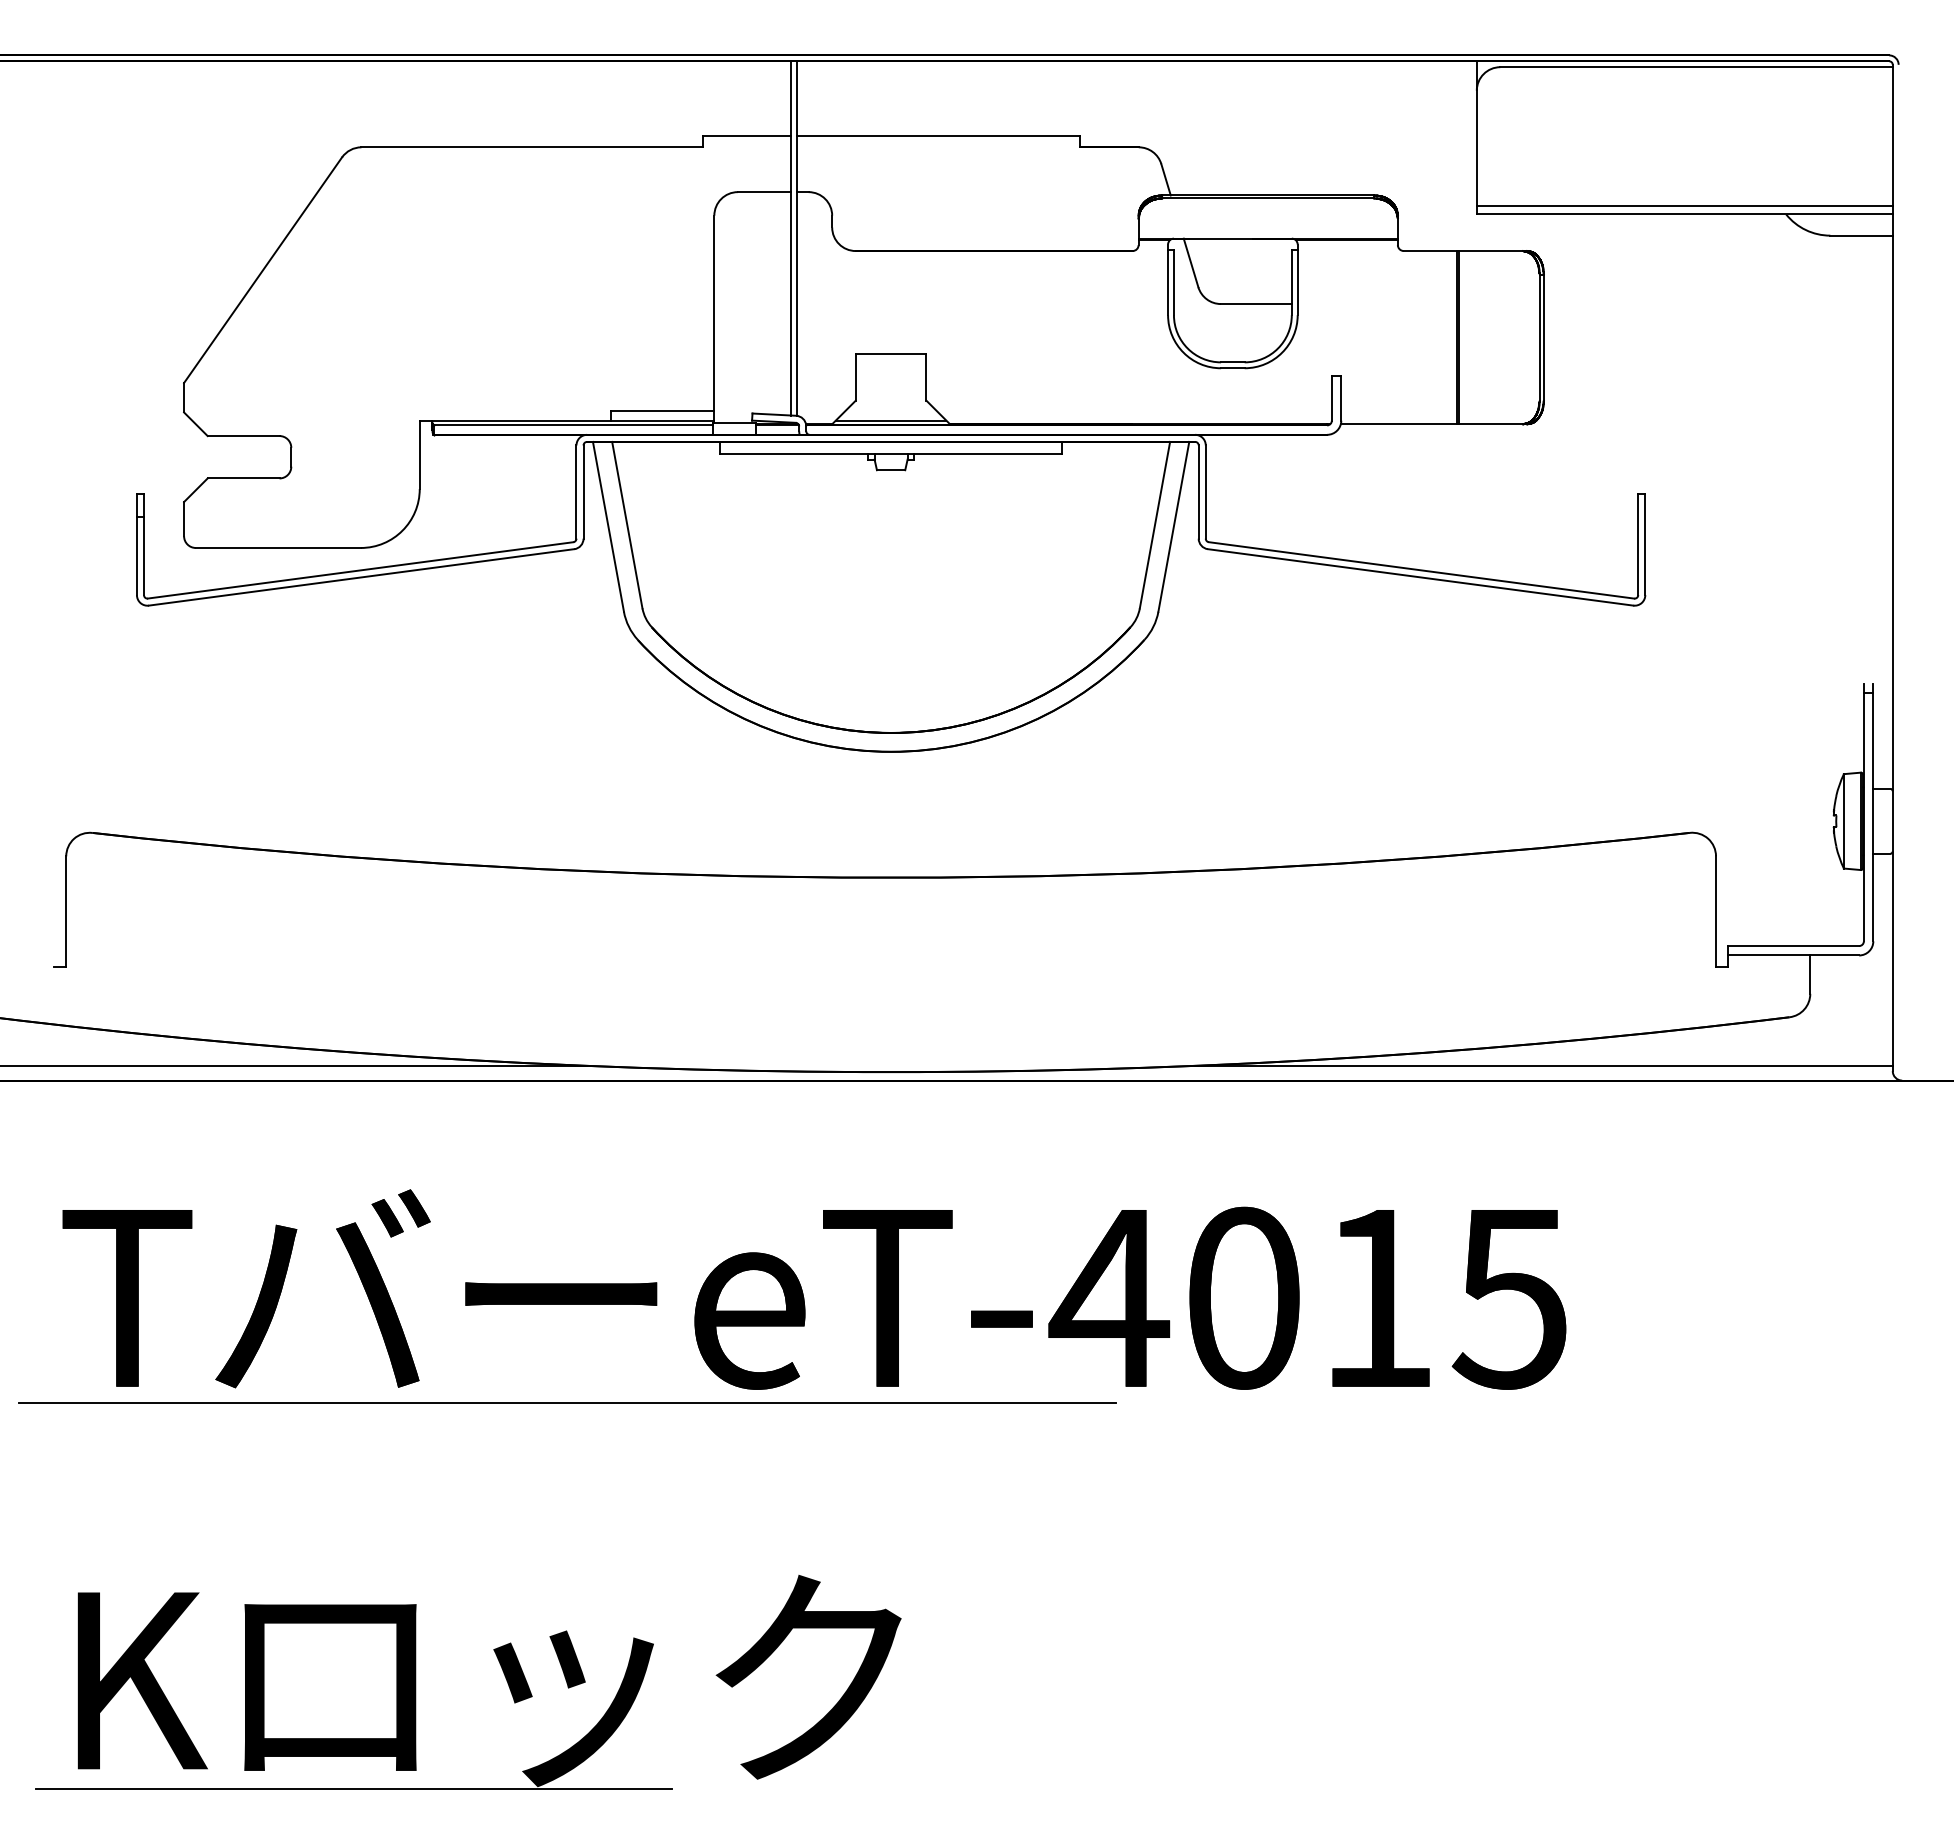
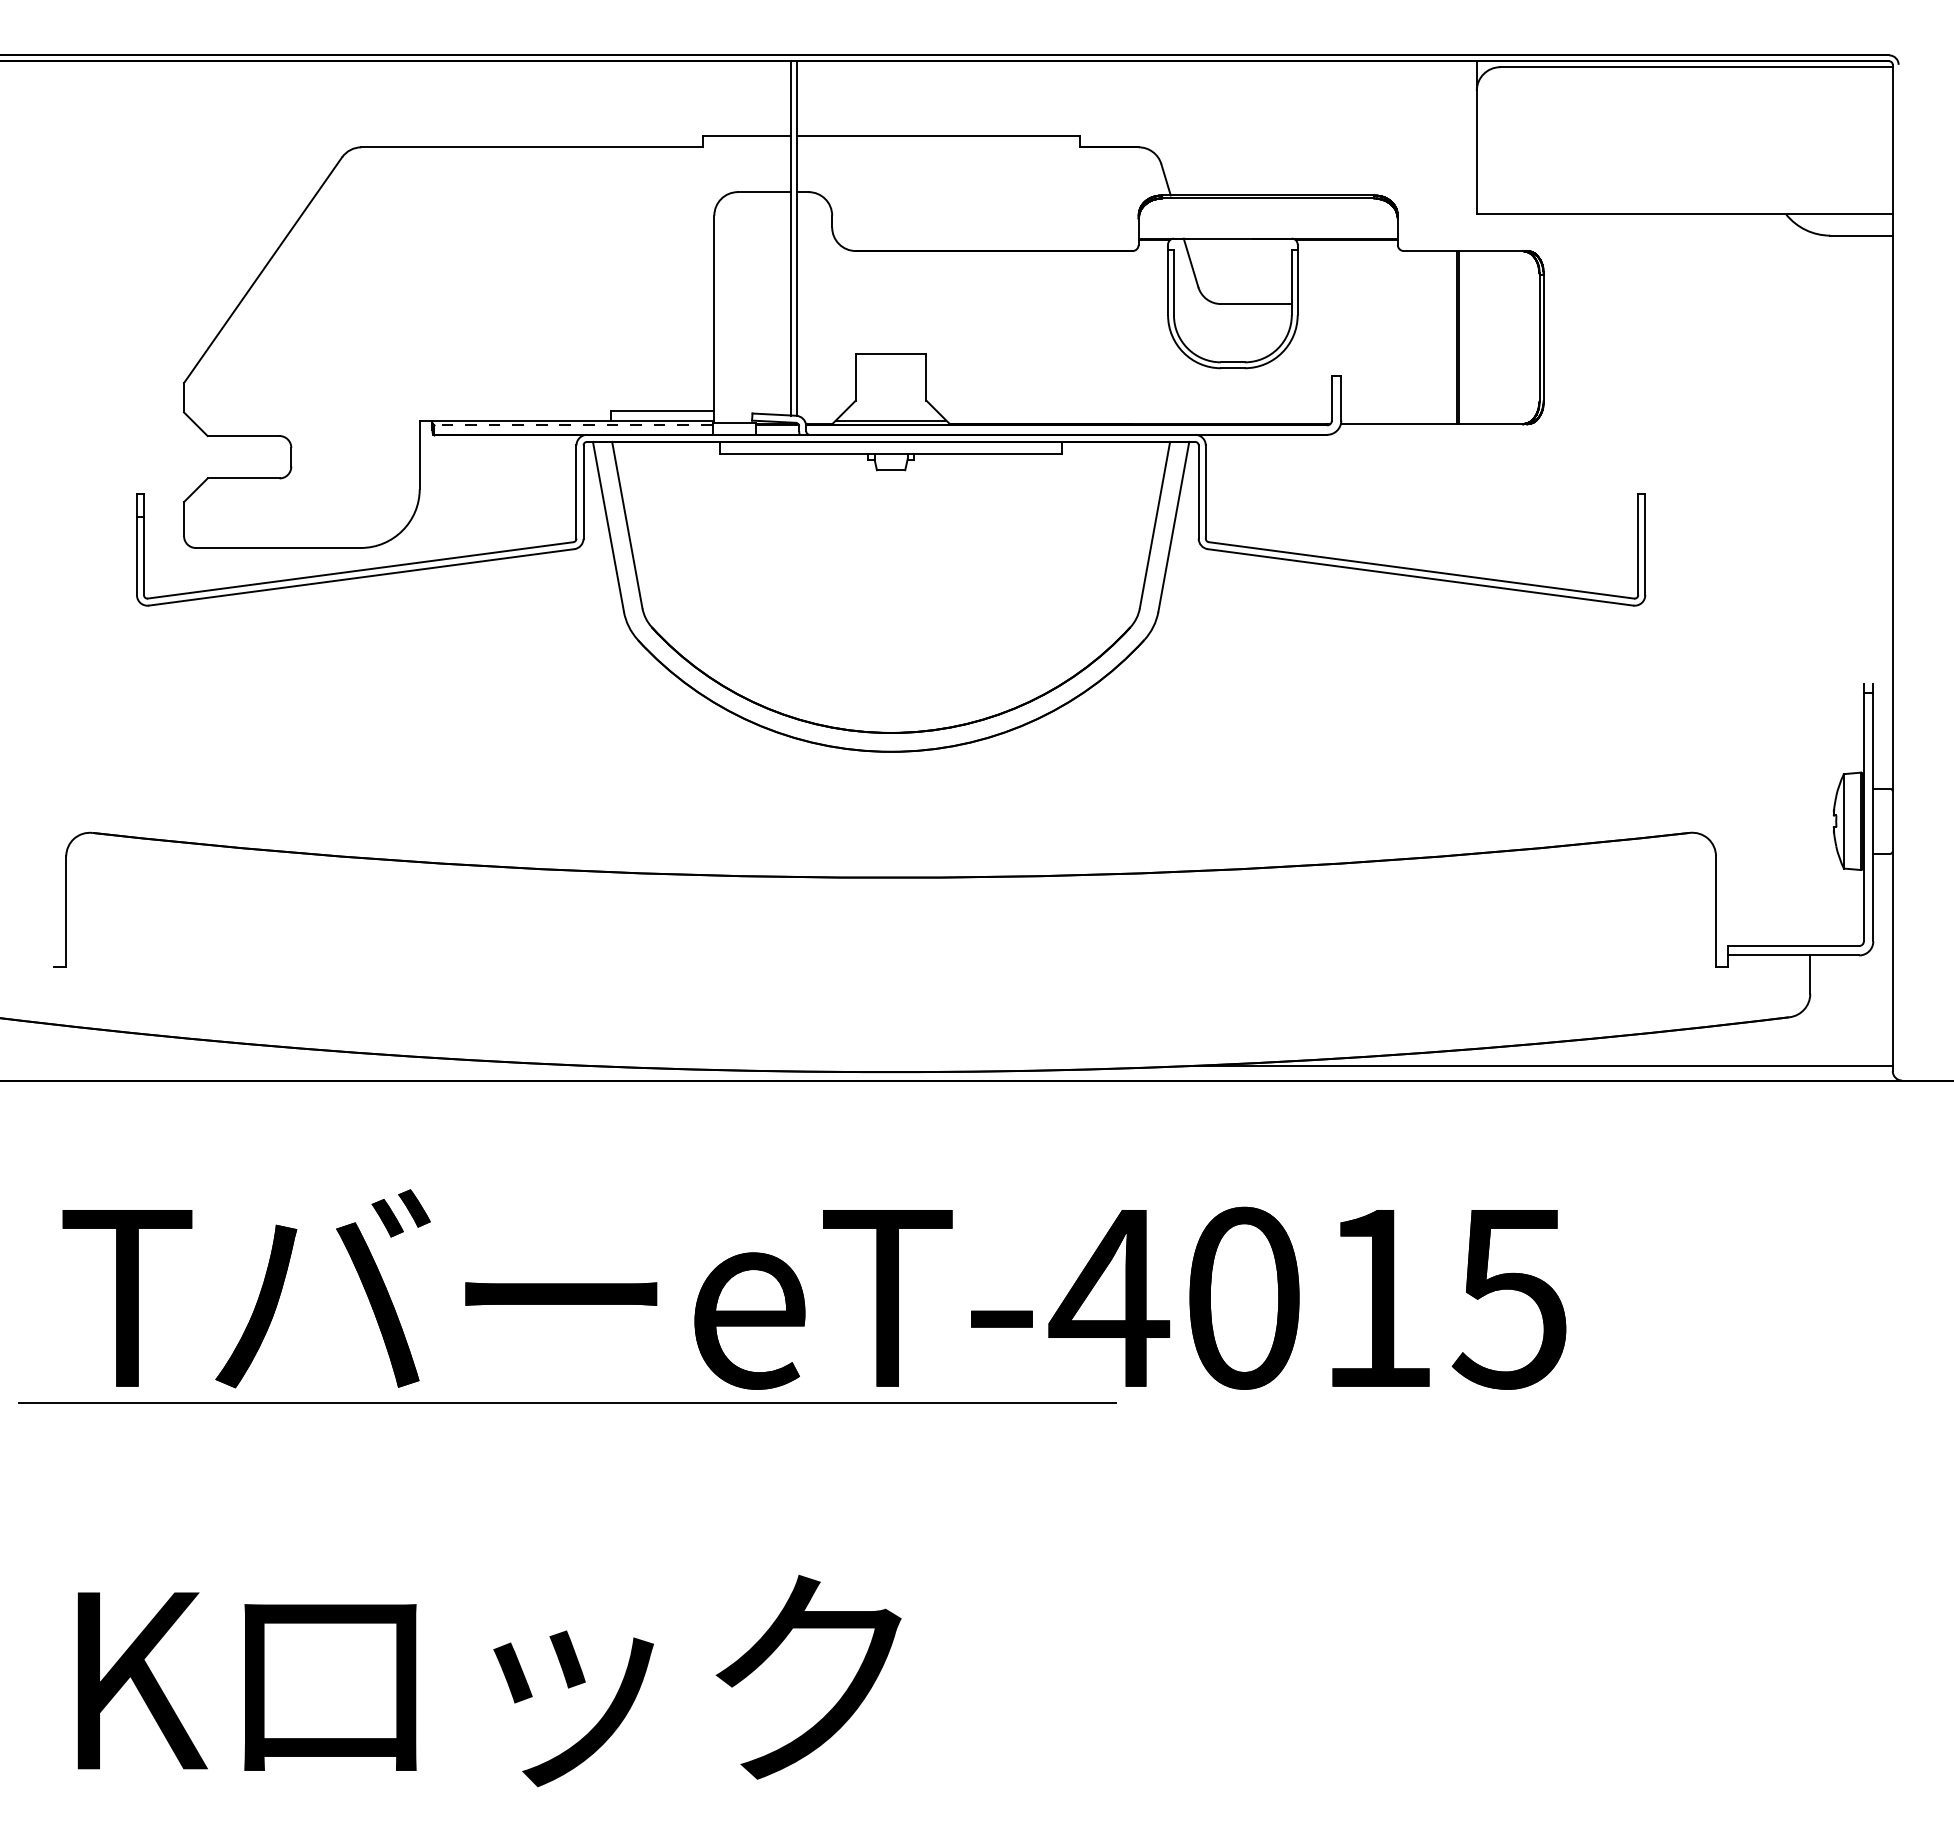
line: present -> none (1684, 205)
line: solid -> dashed (572, 425)
line: present -> none (294, 1065)
line: present -> none (353, 1788)
